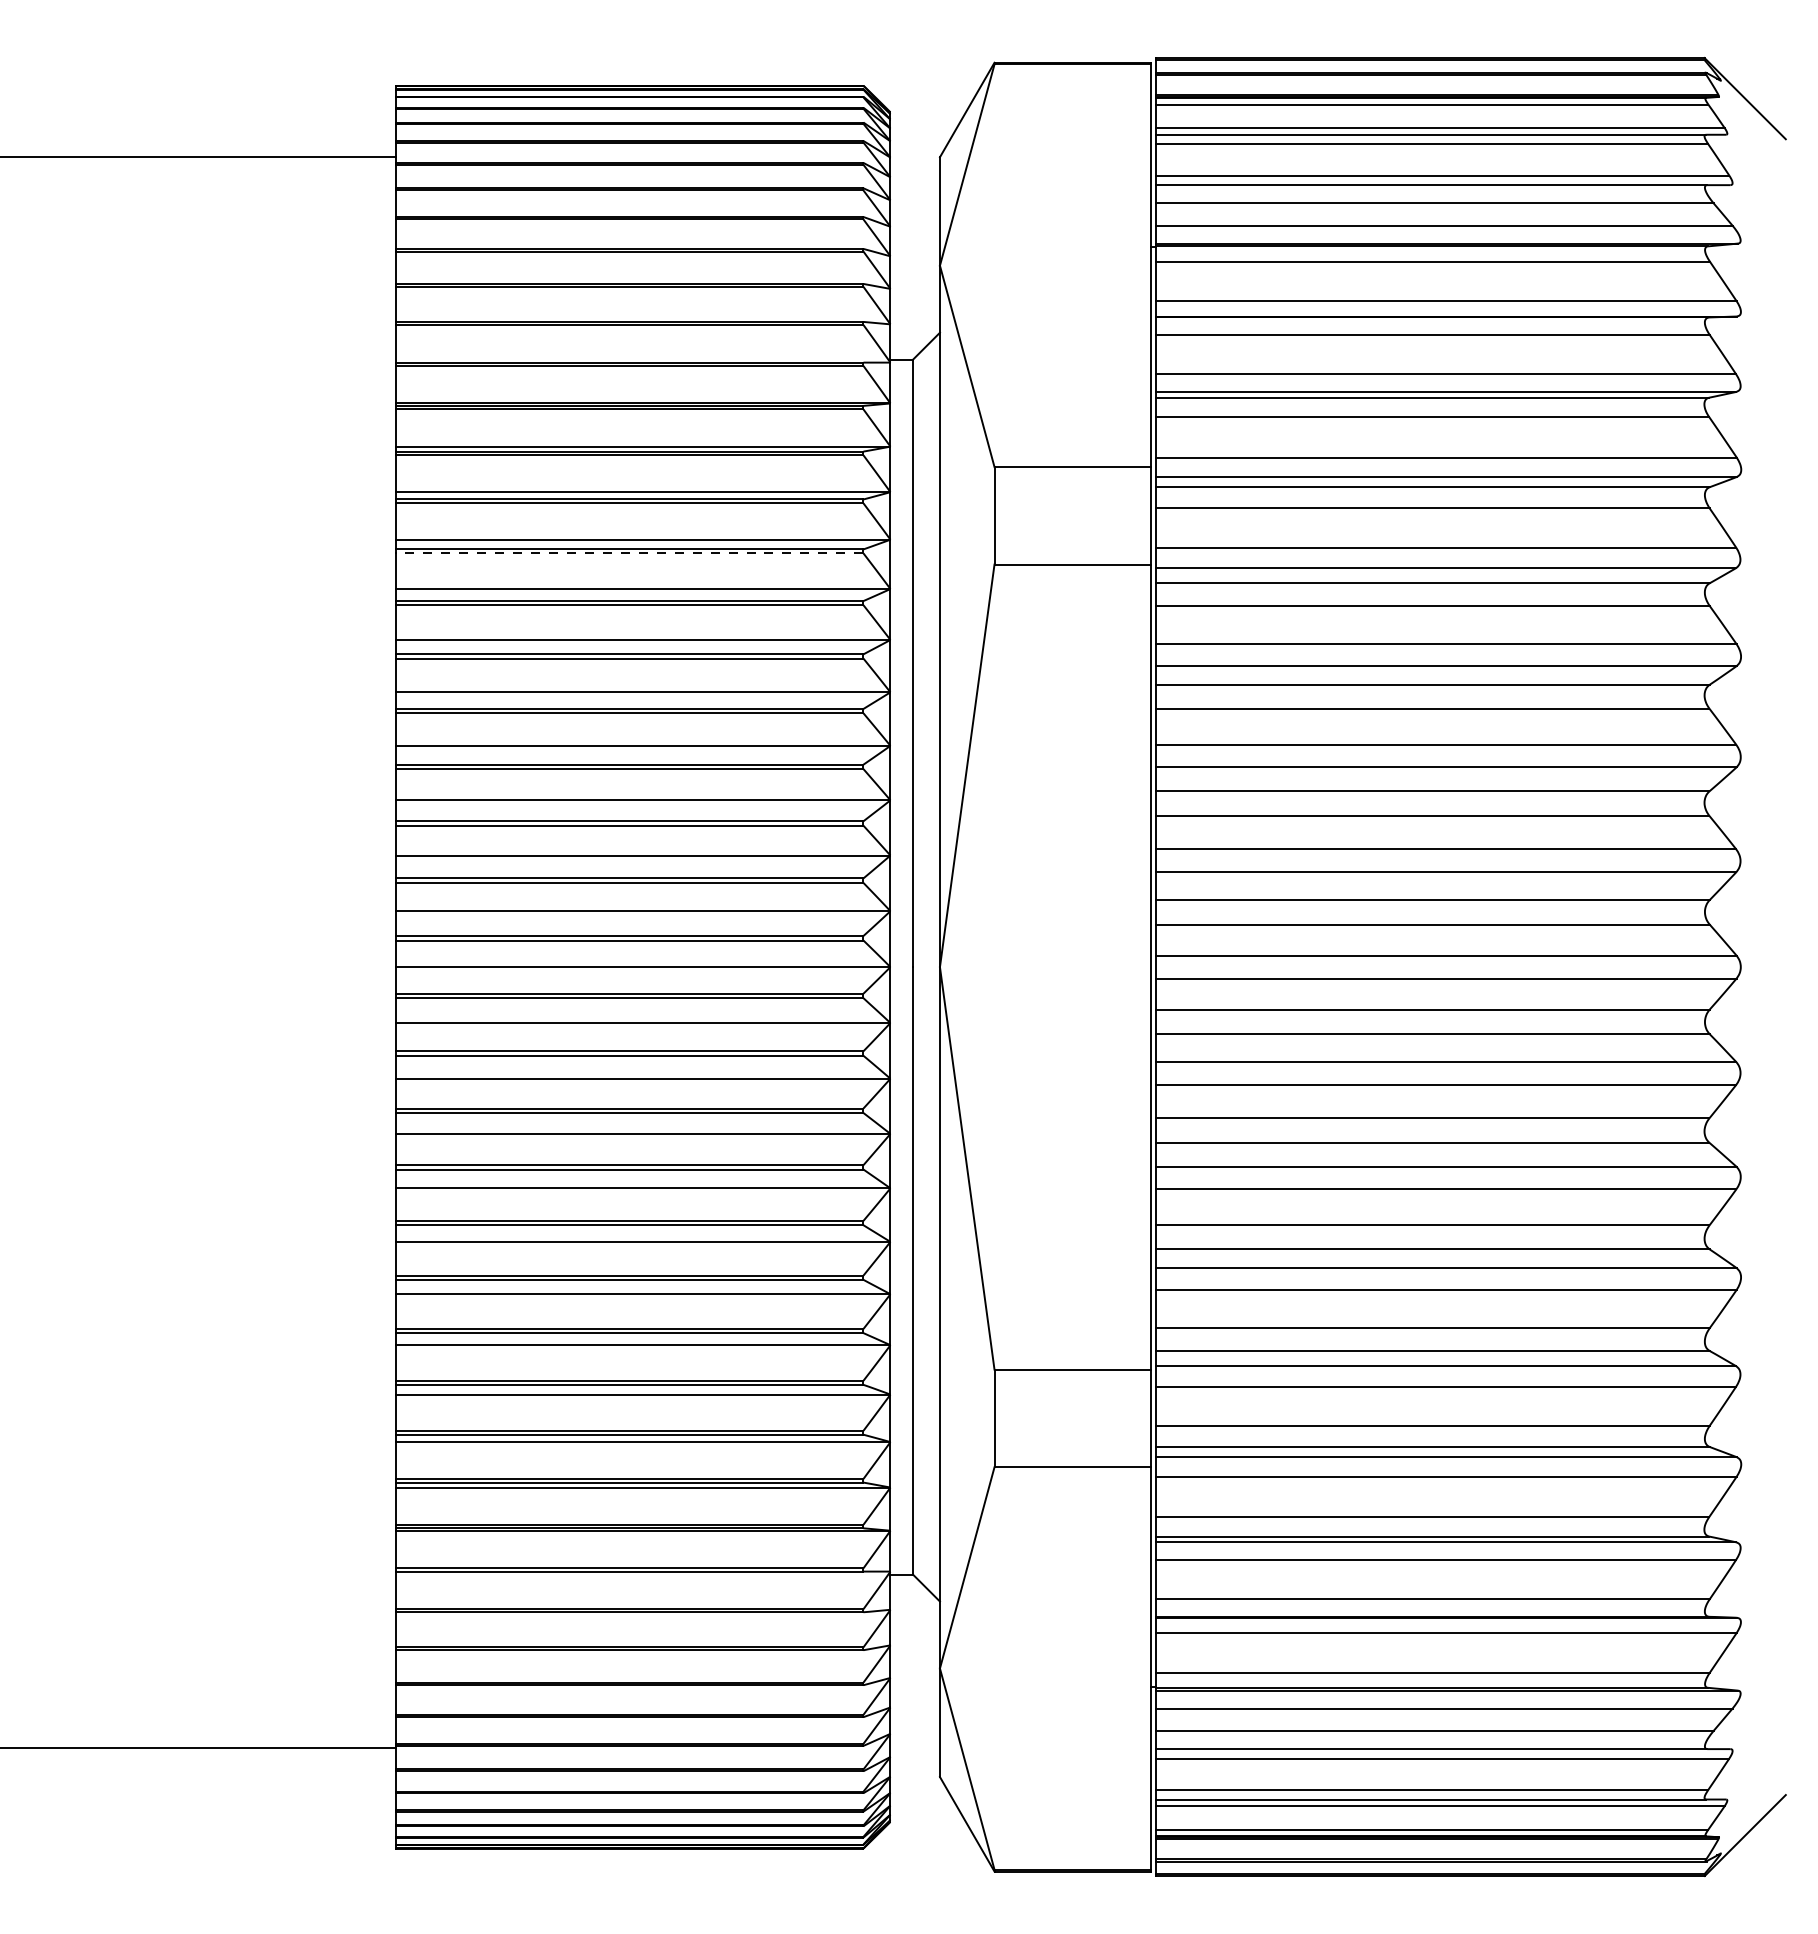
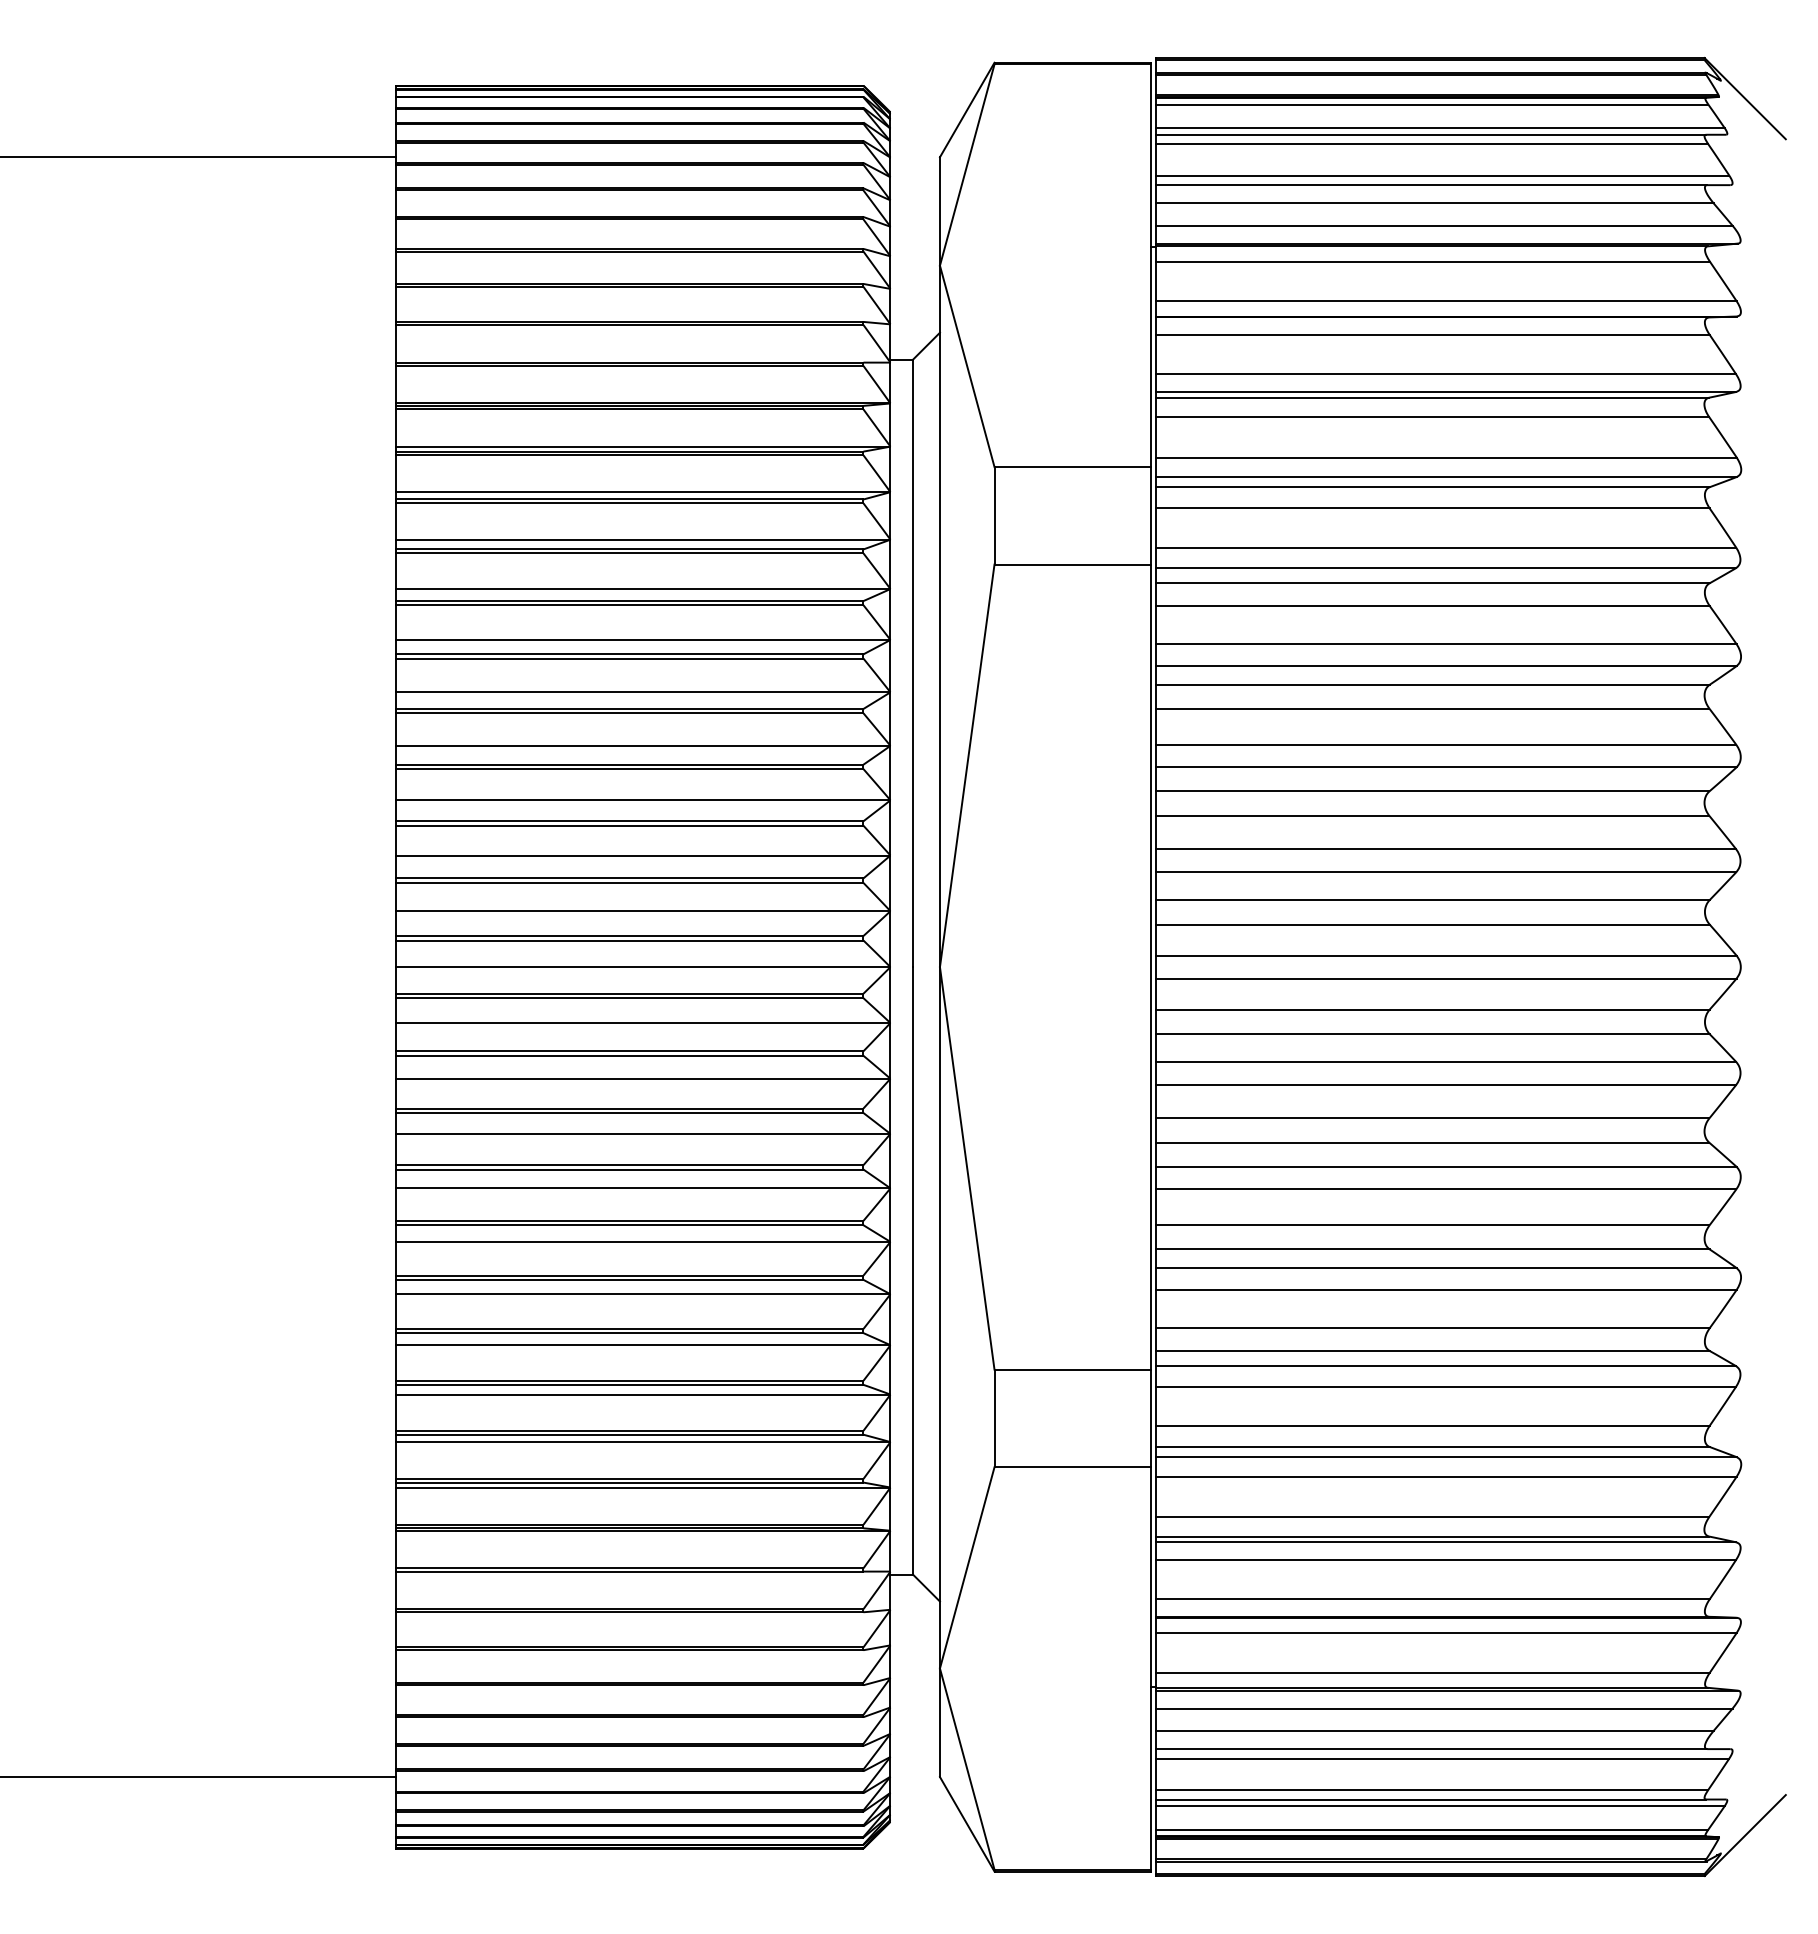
line: dashed -> solid (629, 553)
line position: (198, 1748) -> (198, 1777) (198, 1777)
